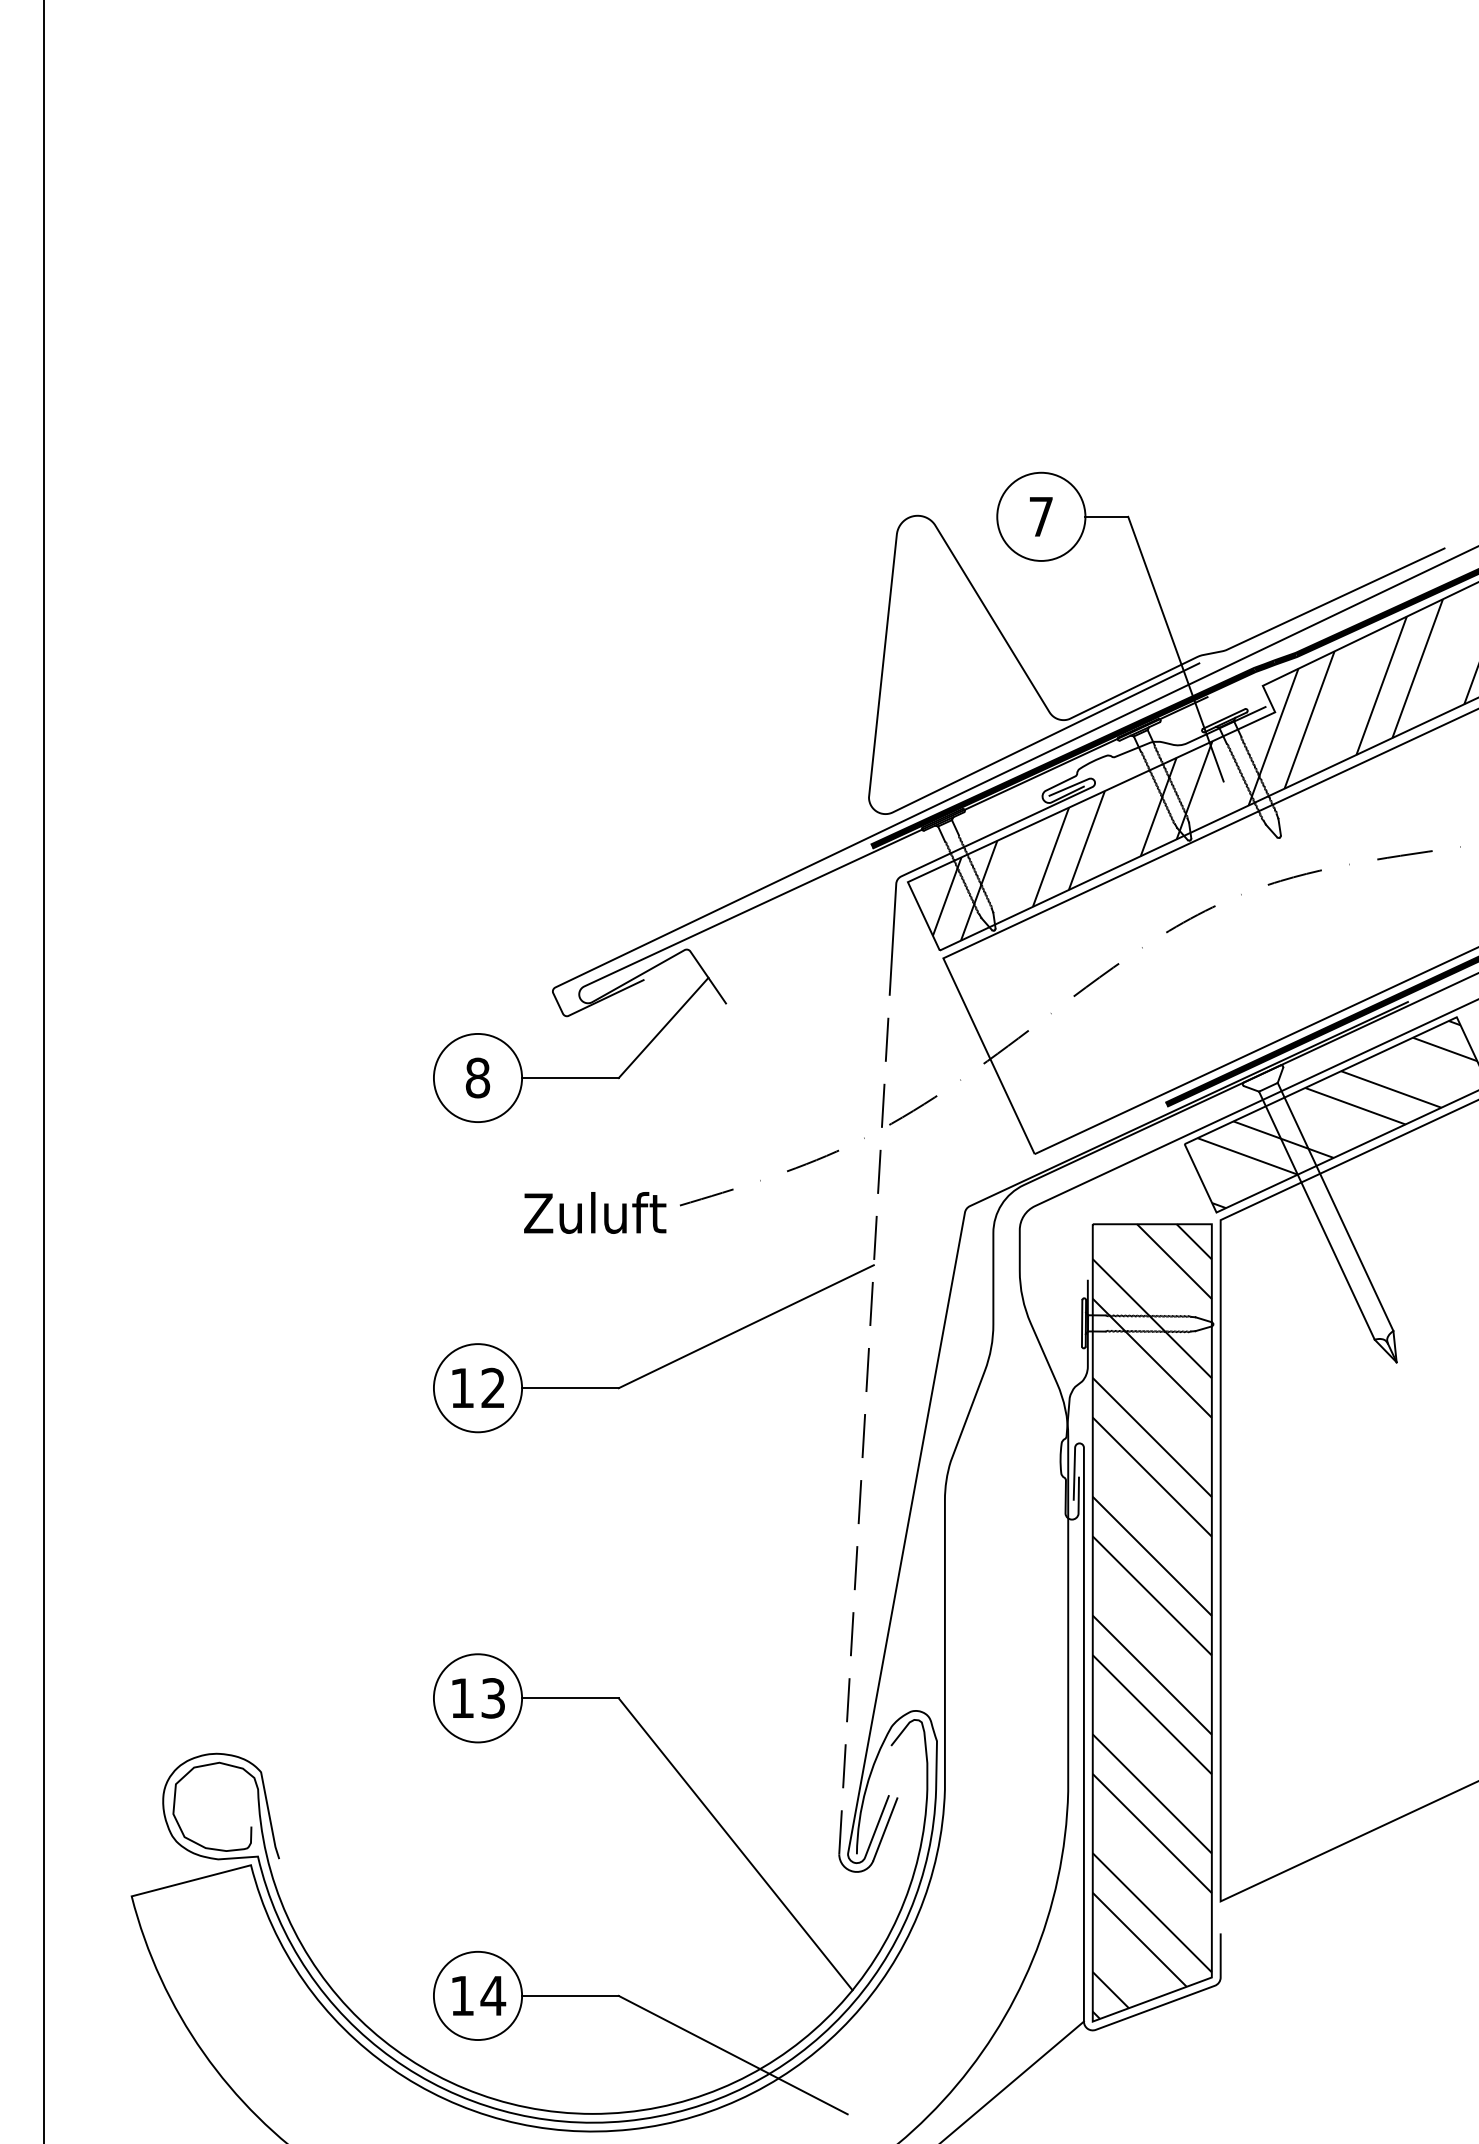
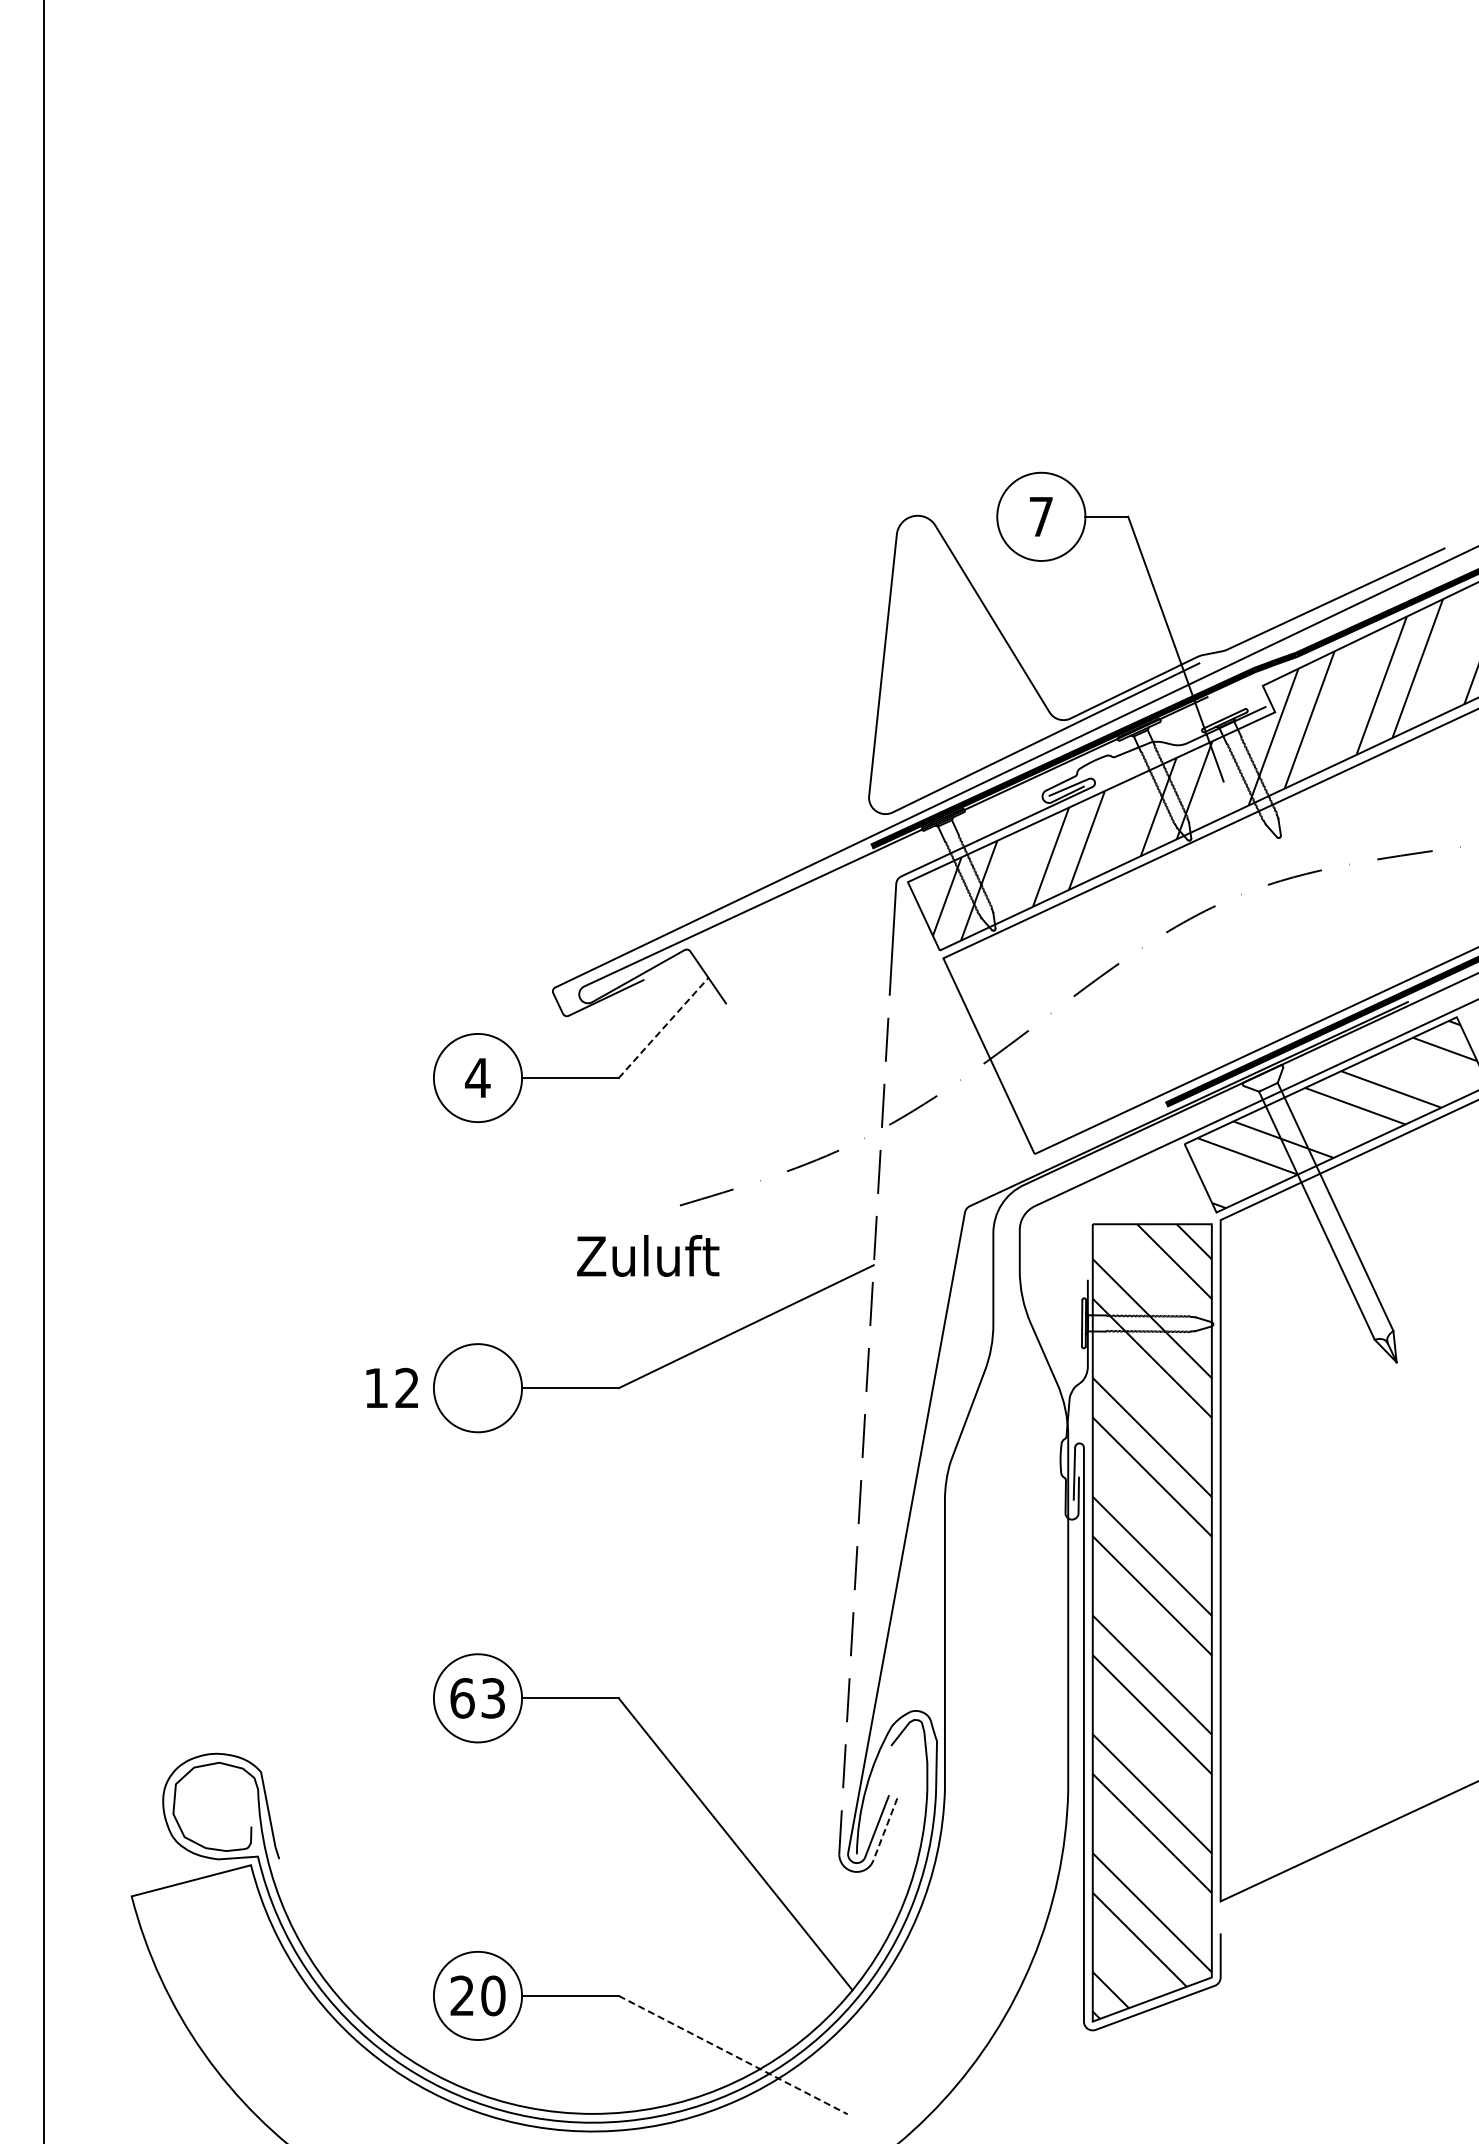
line: solid -> dashed (663, 1027)
text: 8 -> 4 (477, 1077)
text position: (595, 1212) -> (648, 1255) (648, 1255)
text position: (477, 1387) -> (391, 1387) (391, 1387)
text: 13 -> 63 (462, 1698)
line: solid -> dashed (885, 1829)
text: 14 -> 20 (478, 1995)
line: solid -> dashed (733, 2055)
line: present -> none (1013, 2080)
